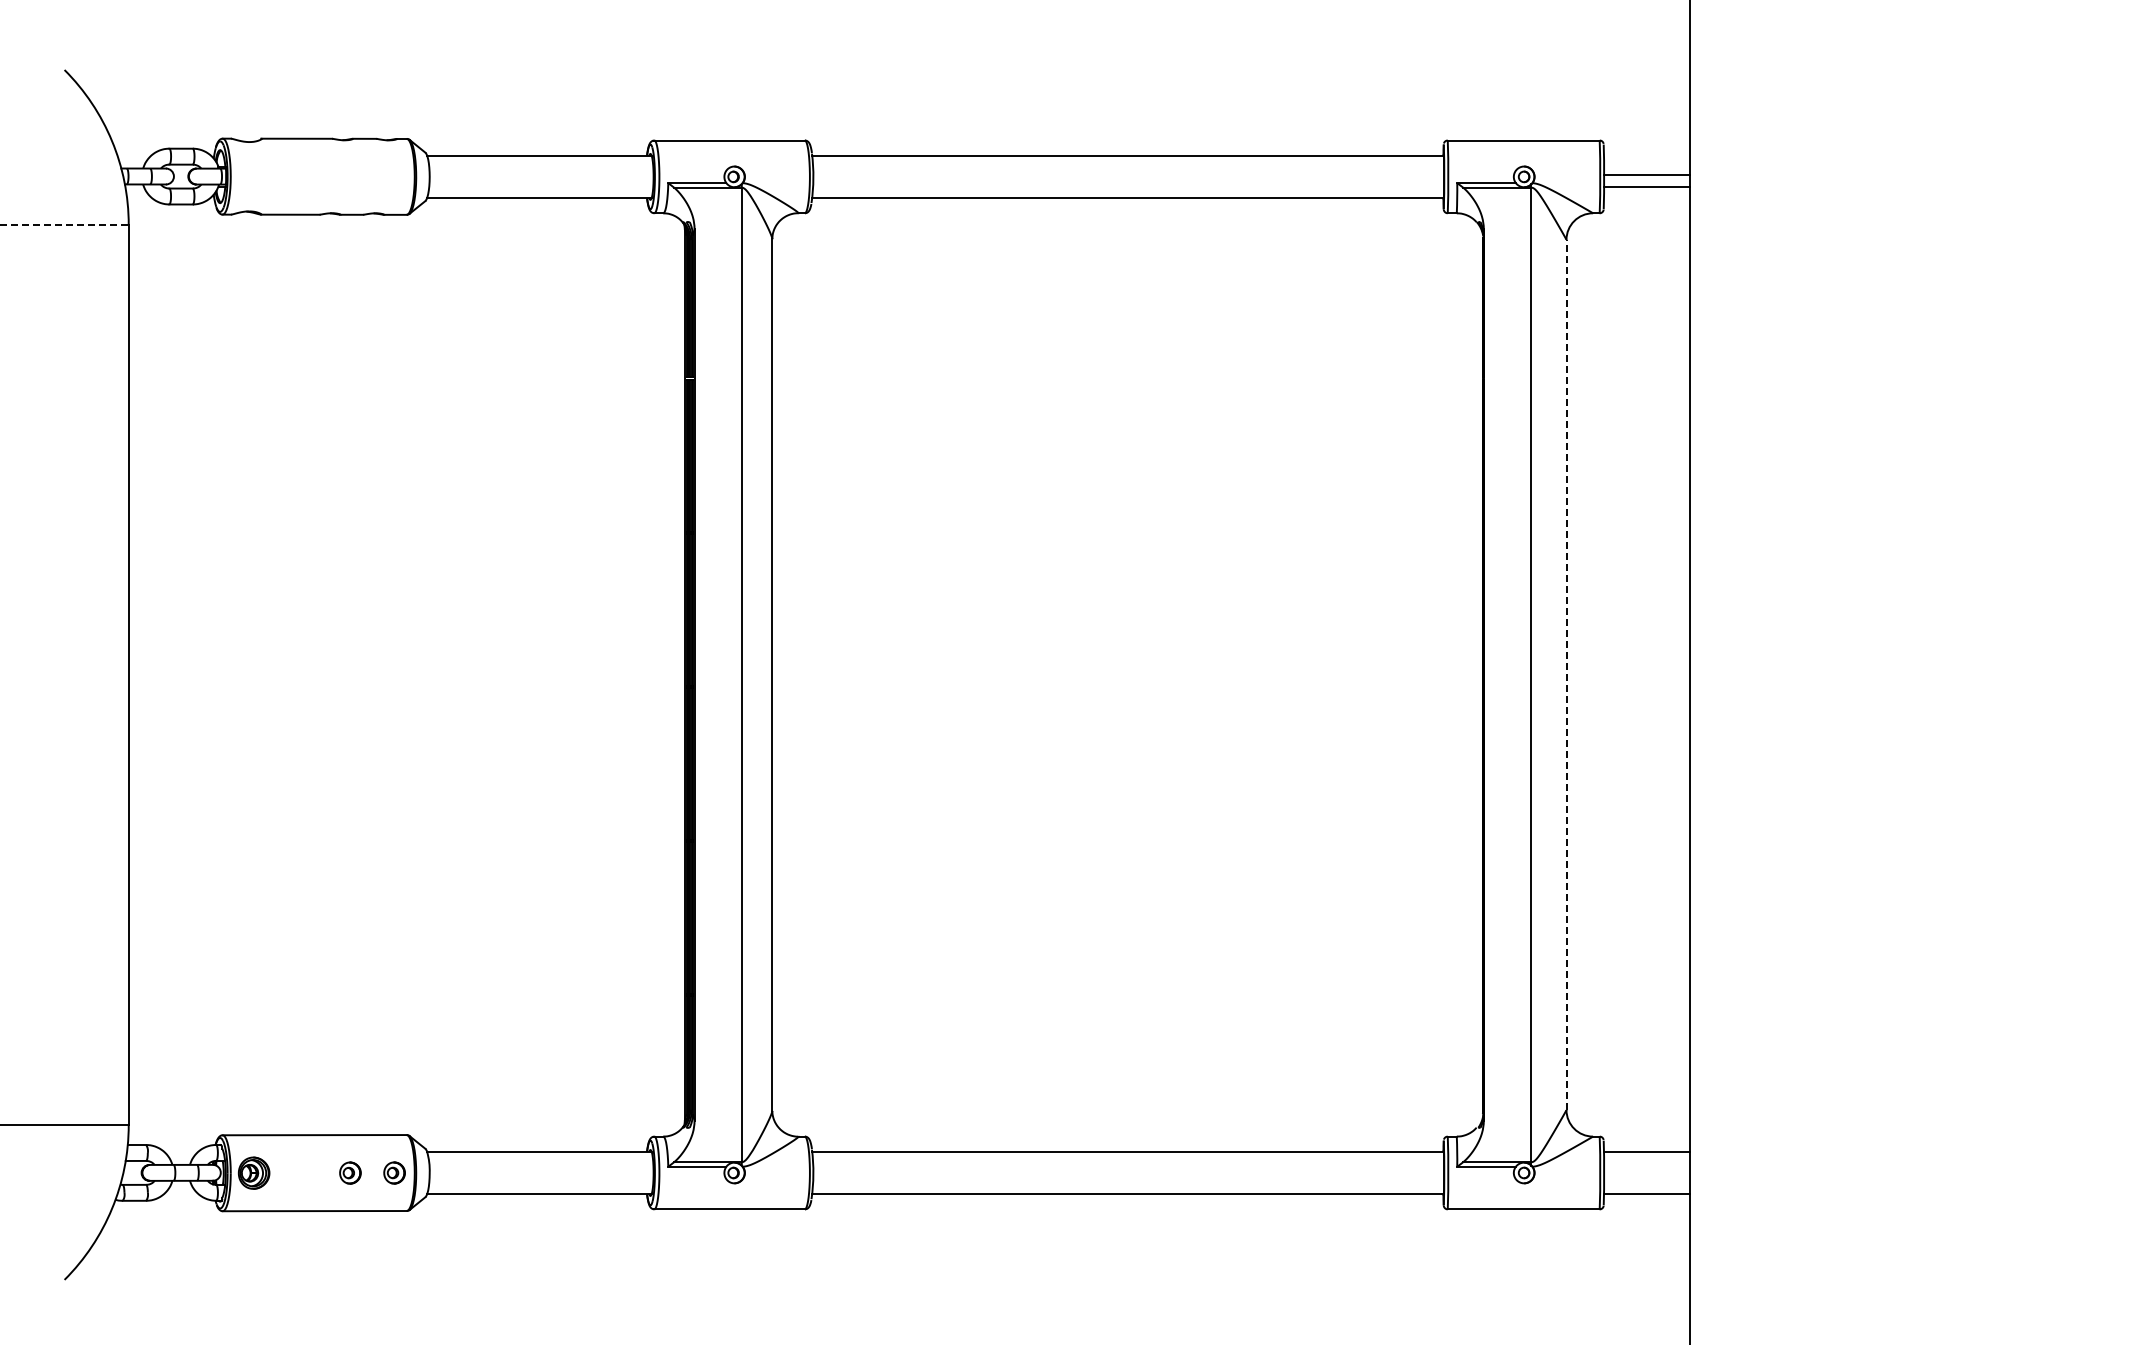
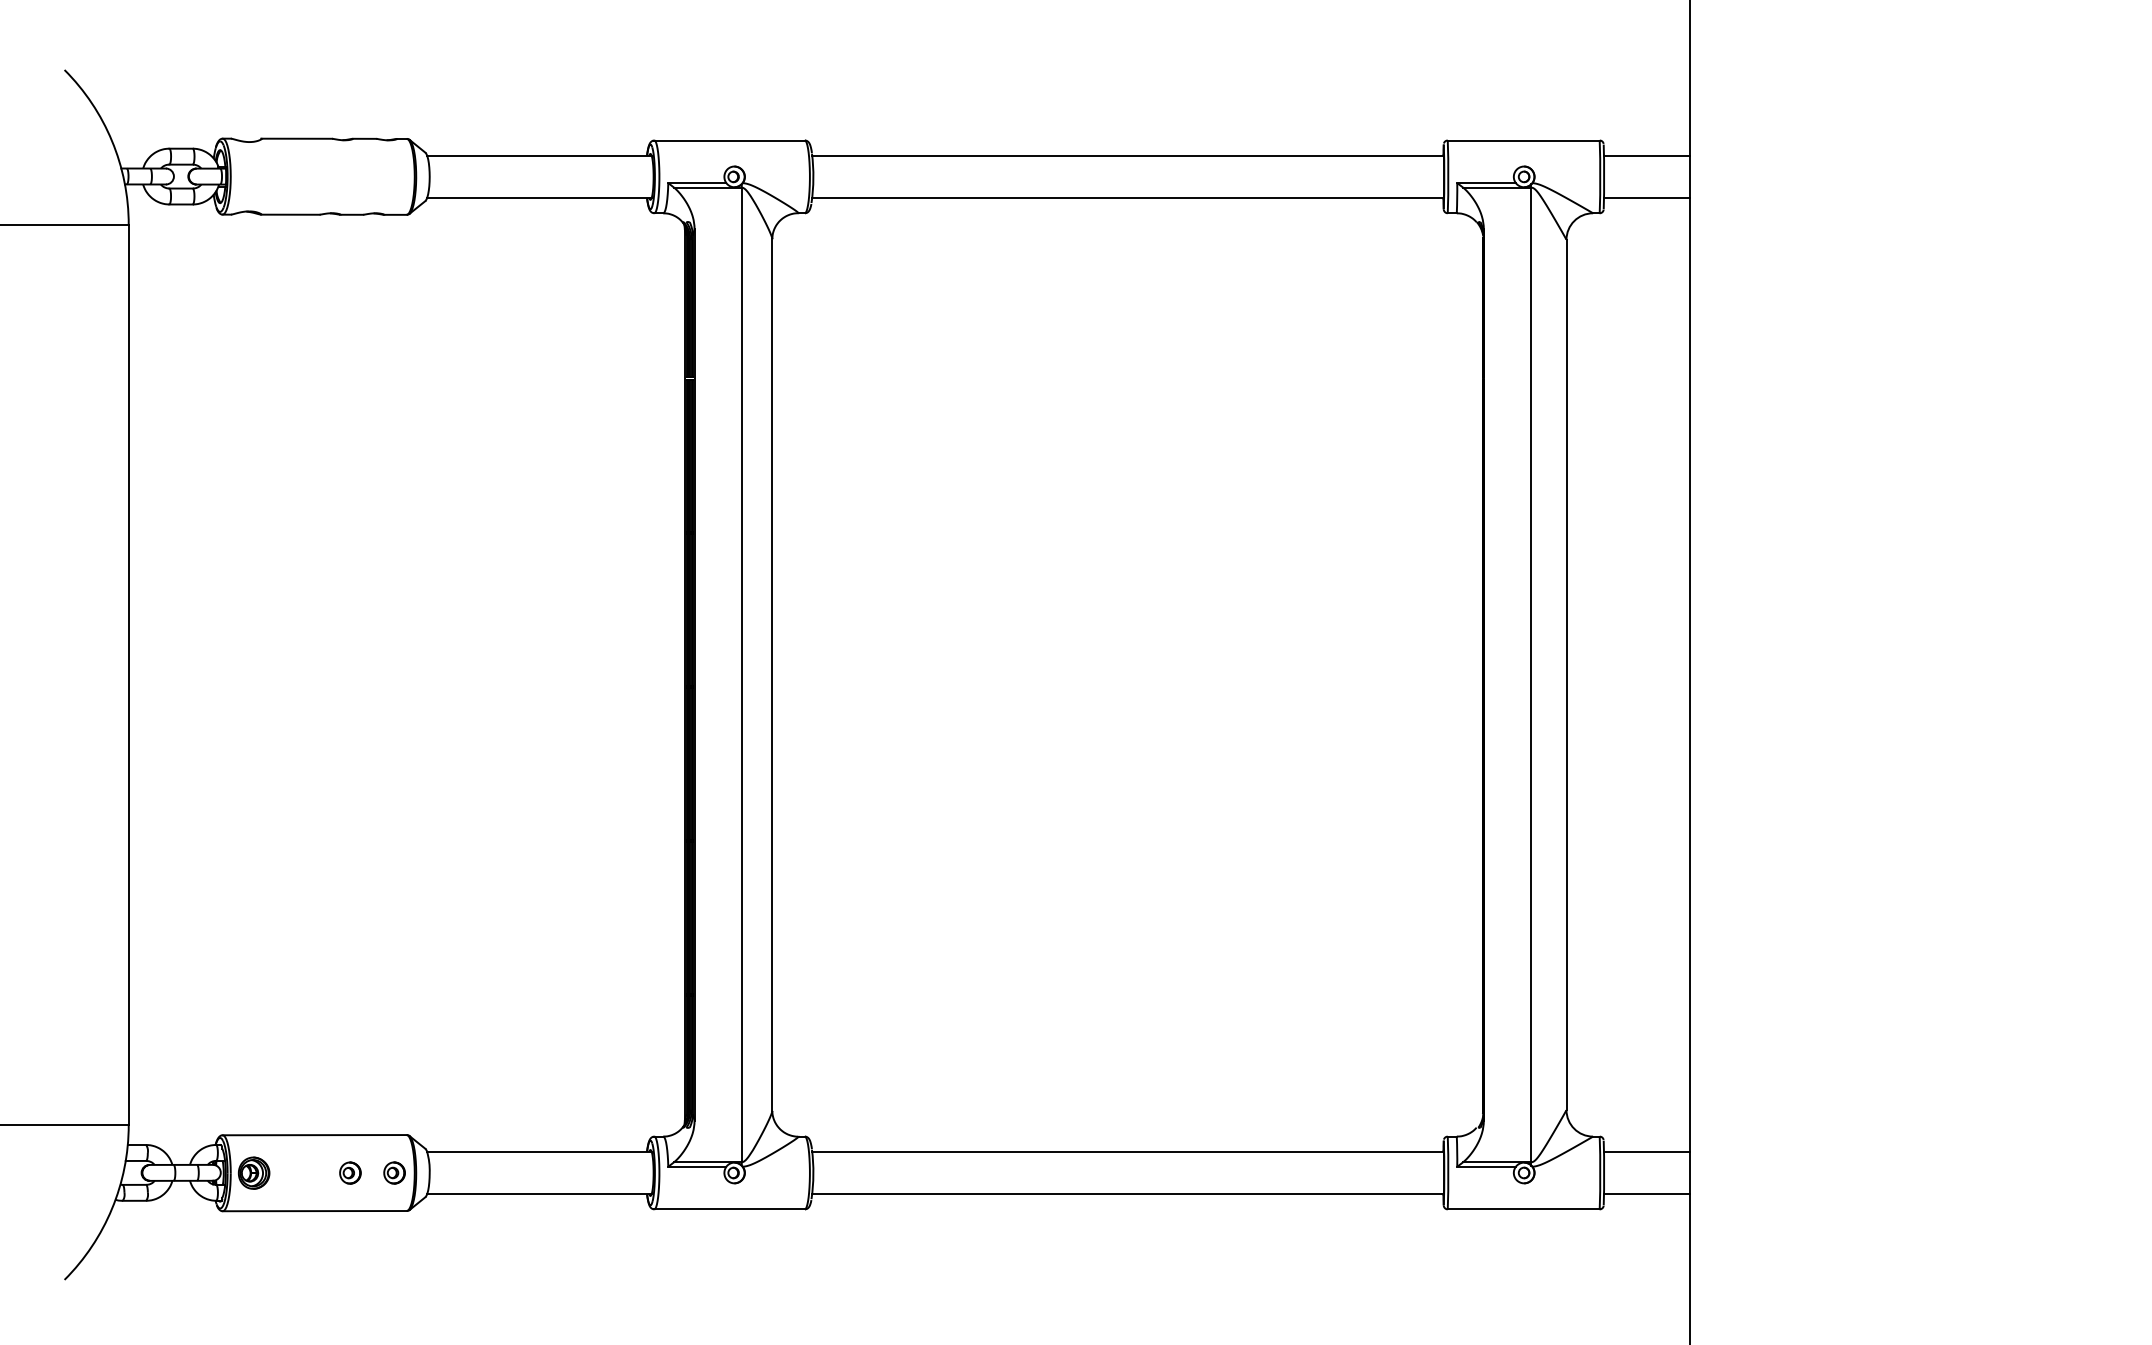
line position: (1646, 175) -> (1646, 198) (1646, 198)
line position: (1646, 186) -> (1646, 155) (1646, 155)
line: dashed -> solid (64, 224)
line: dashed -> solid (1566, 674)
